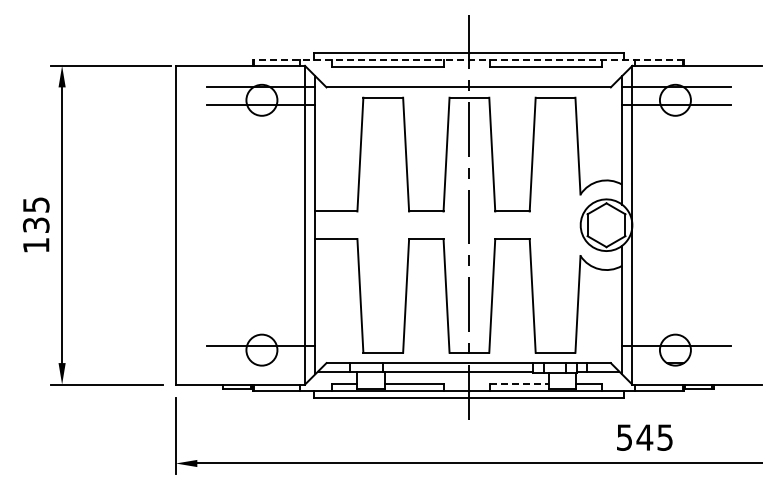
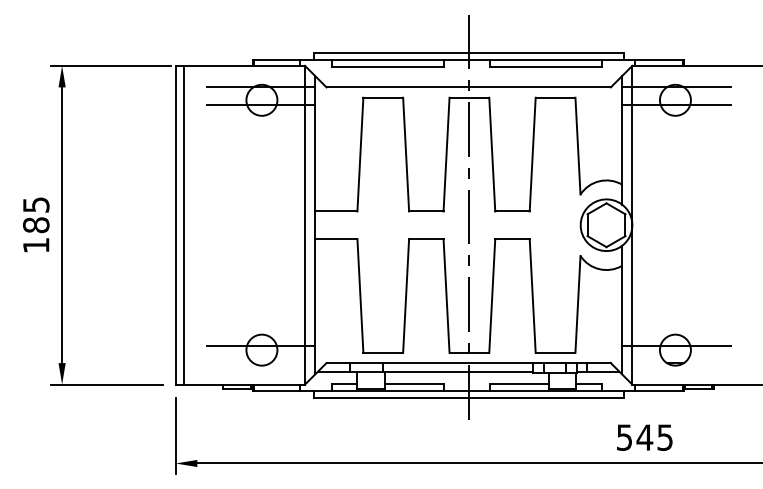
line: dashed -> solid (468, 59)
line: none -> present (184, 224)
text: 135 -> 185 (36, 225)
line: dashed -> solid (519, 383)
